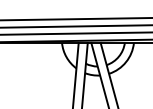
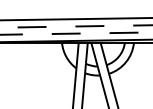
line: solid -> dashed (76, 26)
line: solid -> dashed (76, 33)
